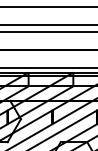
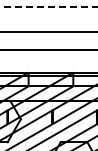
line: solid -> dashed (48, 7)
line: present -> none (48, 24)
line: present -> none (48, 68)
